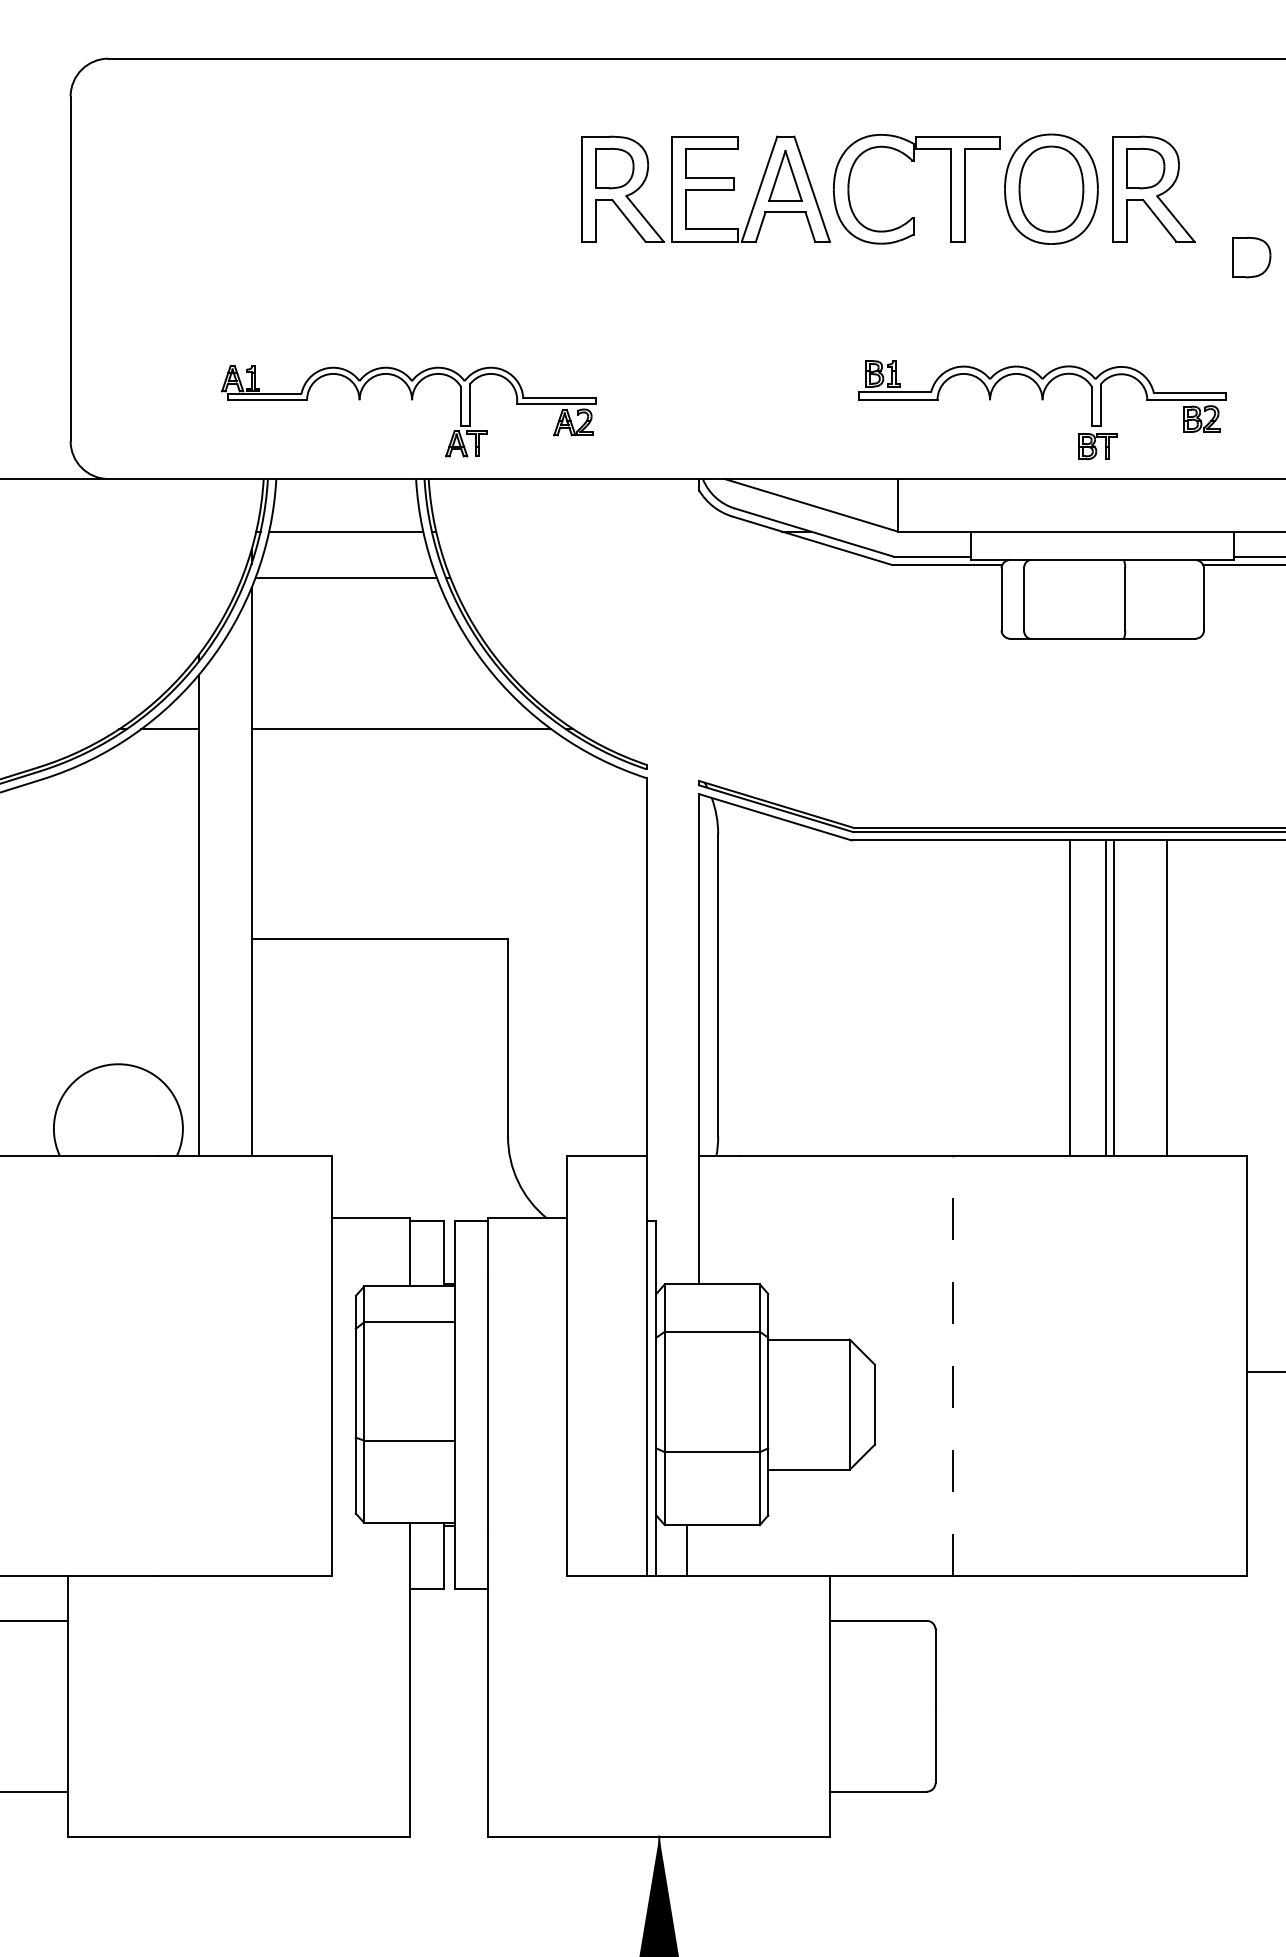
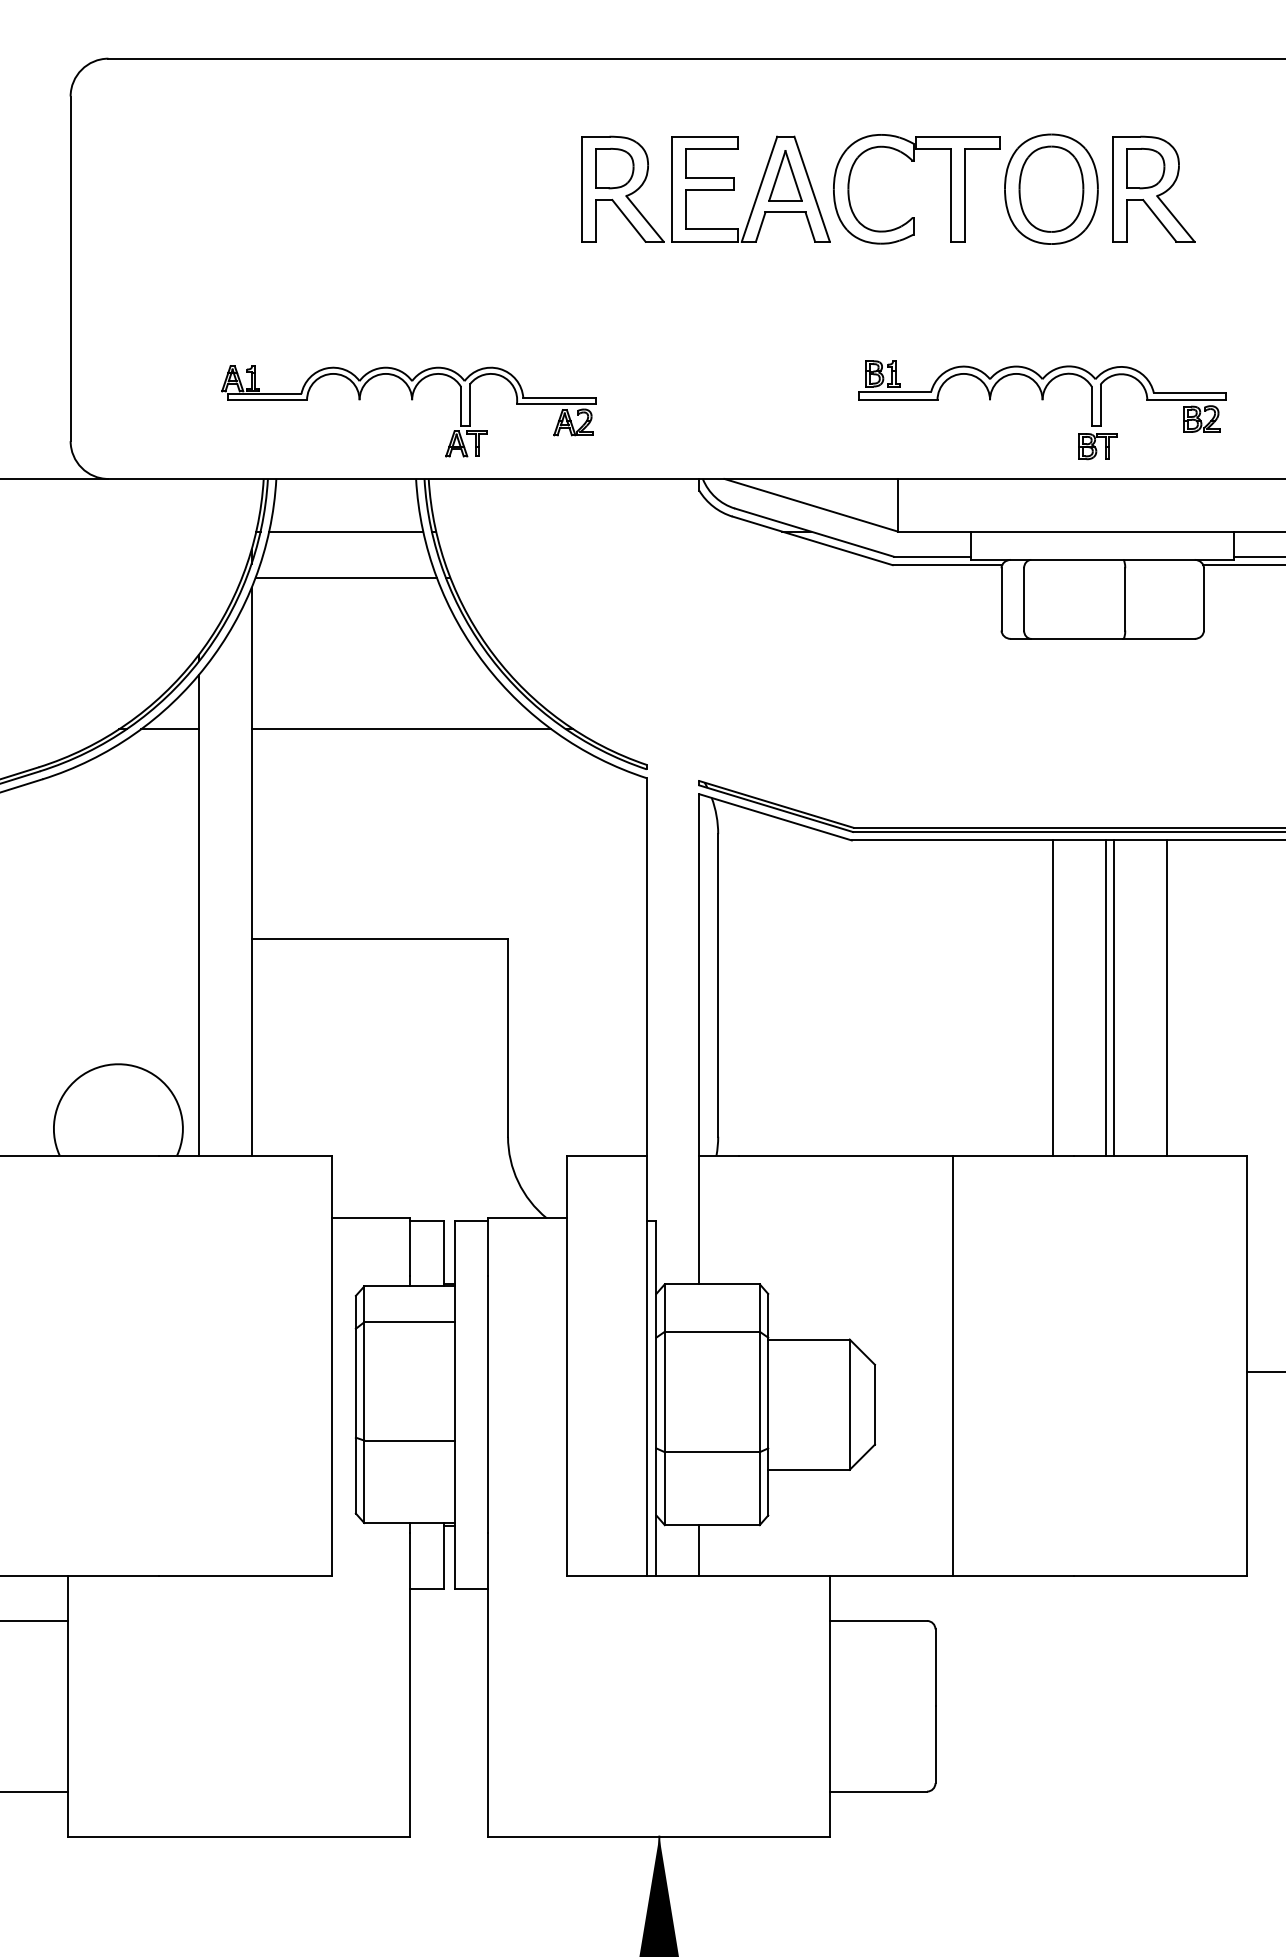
part: present -> none (1251, 257)
line position: (1070, 997) -> (1053, 997) (1053, 997)
line: dashed -> solid (953, 1365)
line position: (687, 1550) -> (699, 1550) (699, 1550)
